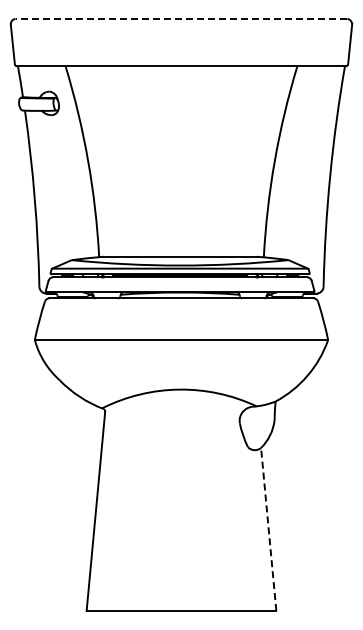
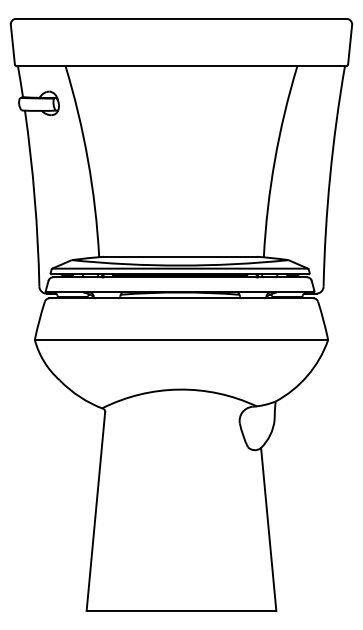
line: dashed -> solid (181, 18)
line: dashed -> solid (268, 529)
